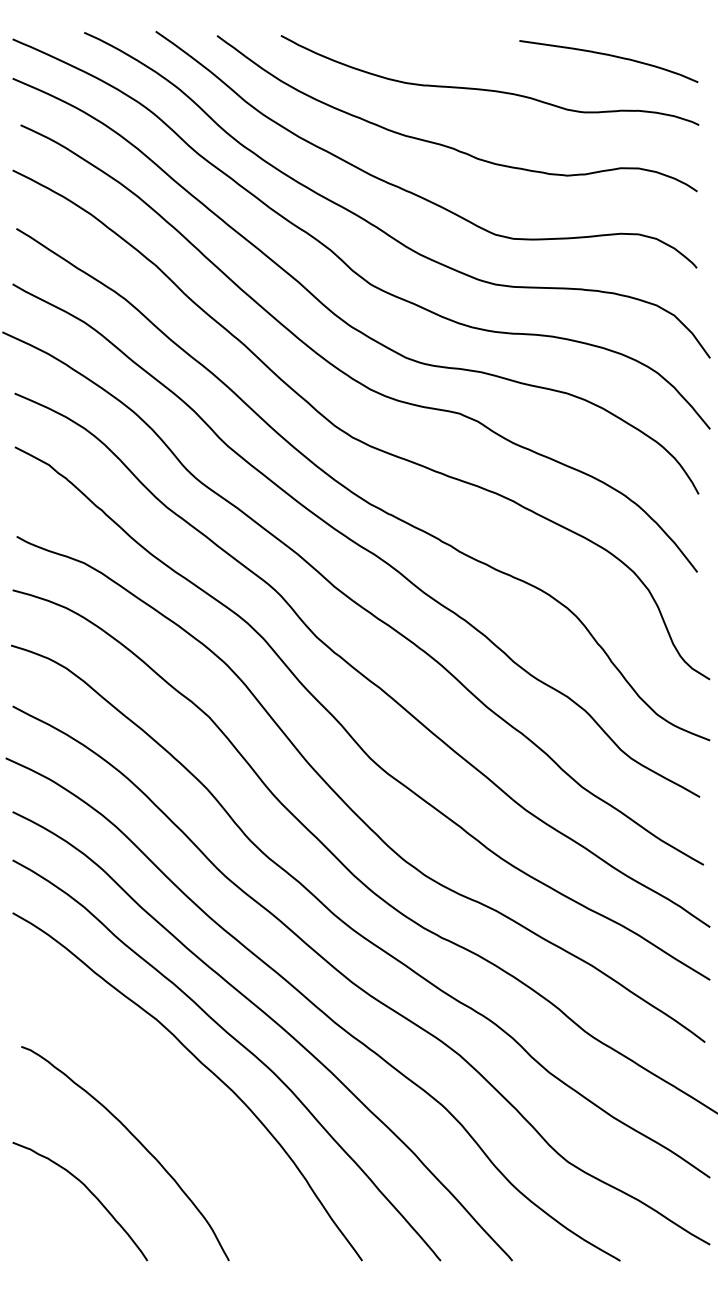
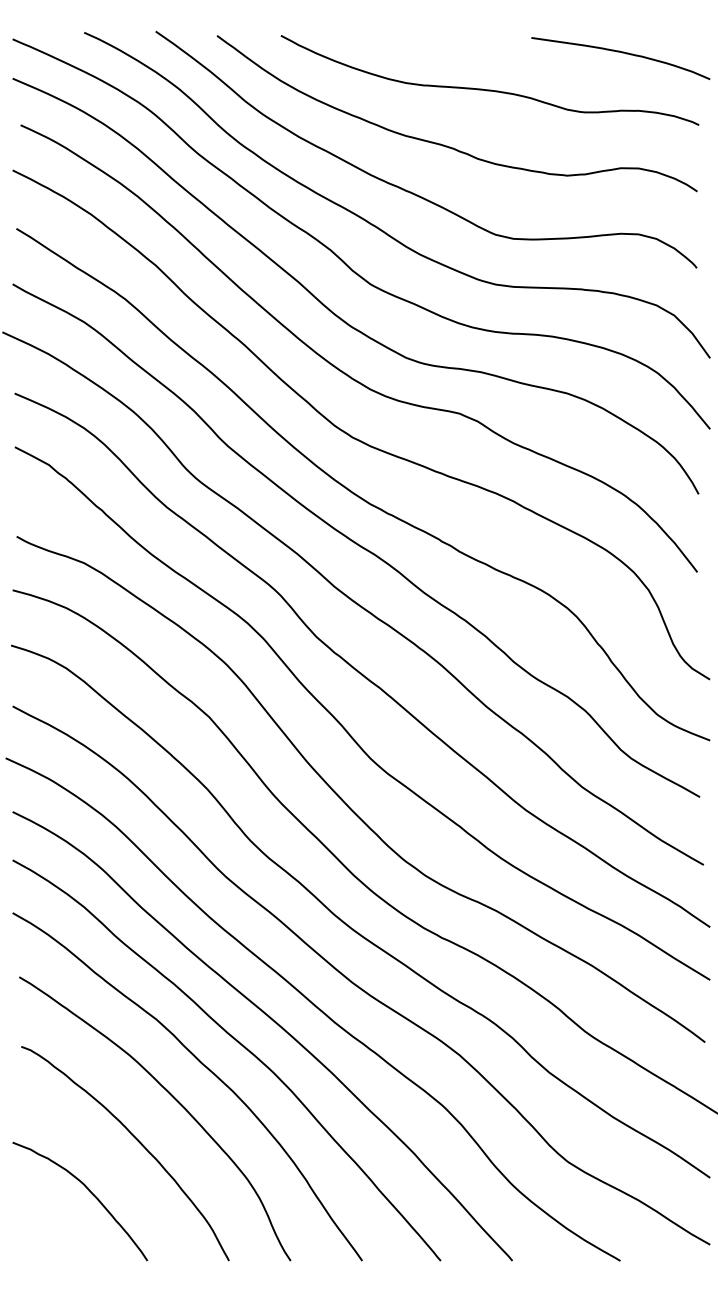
curve position: (610, 56) -> (622, 53) (622, 53)
curve: none -> present (174, 1099)
